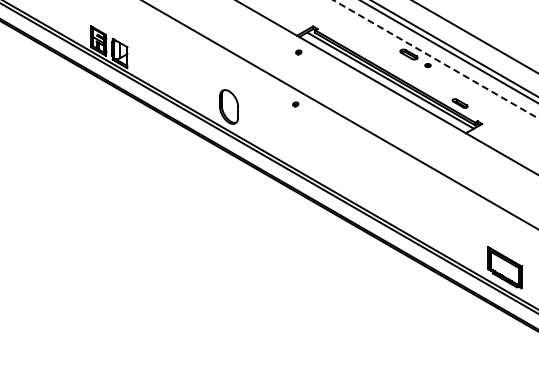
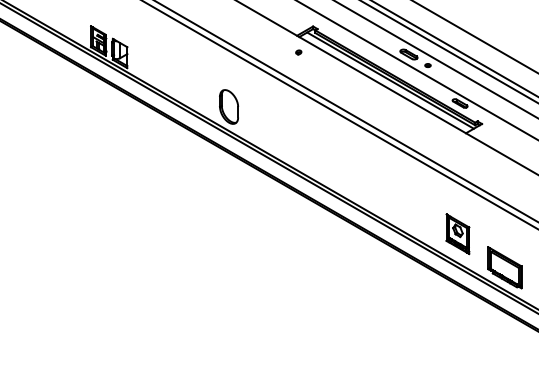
line: dashed -> solid (436, 59)
line: none -> present (417, 70)
part: present -> none (295, 104)
line: none -> present (346, 111)
part: none -> present (457, 234)
